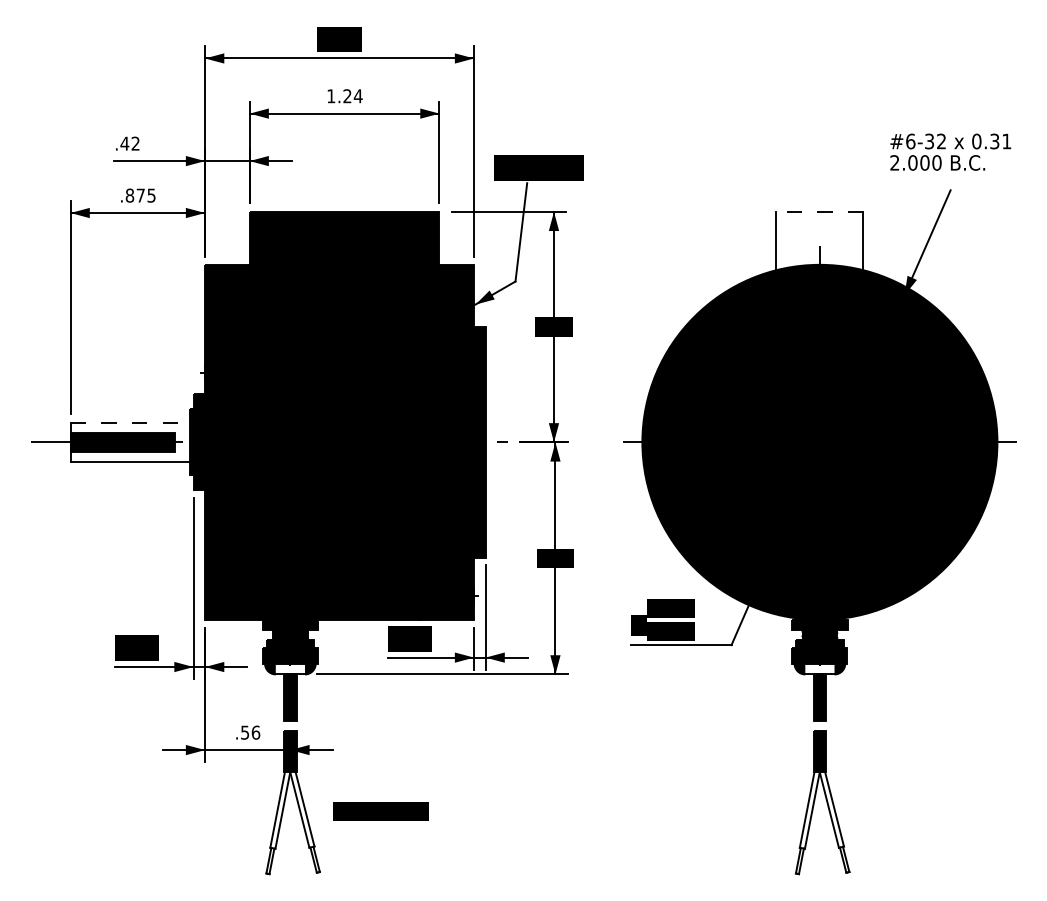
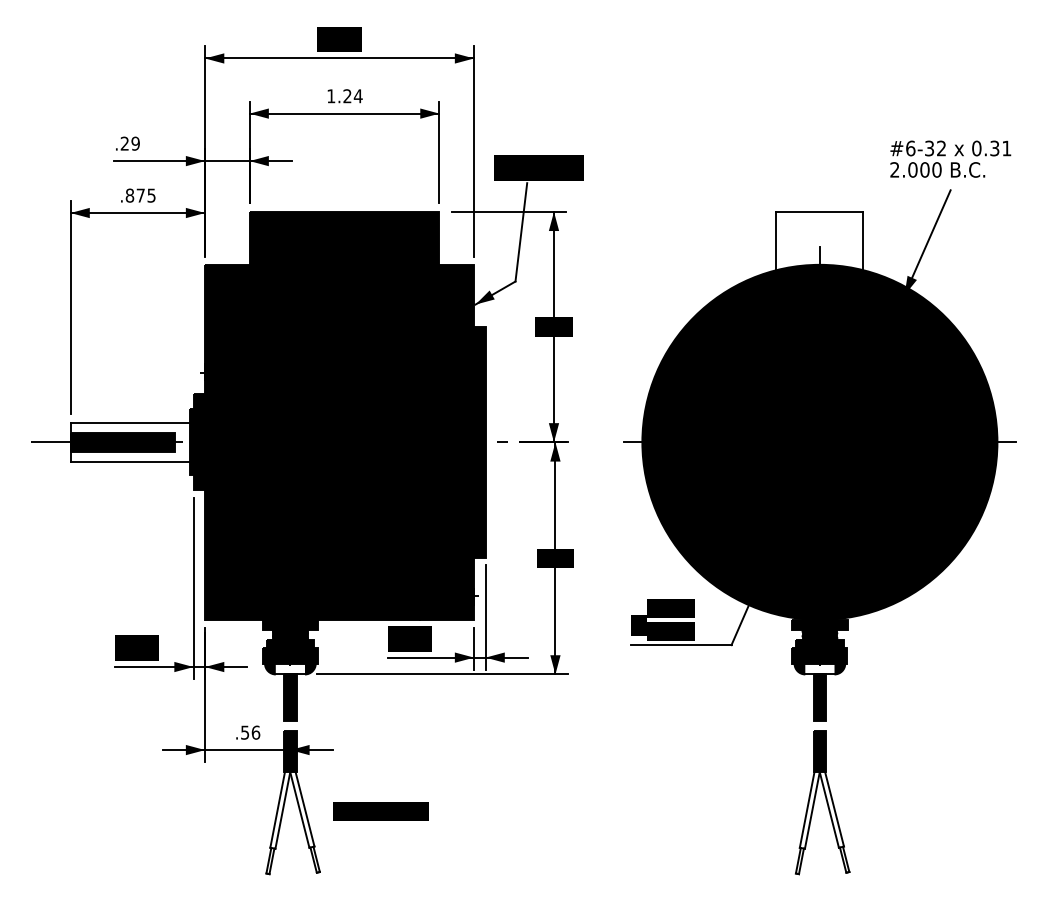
text: .42 -> .29 (129, 143)
text position: (950, 151) -> (950, 158) (950, 158)
line: dashed -> solid (819, 211)
line: dashed -> solid (130, 423)
